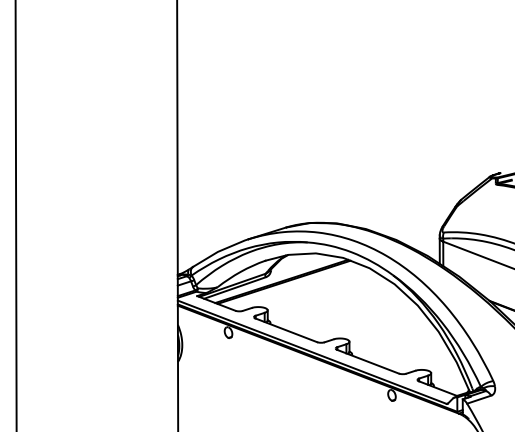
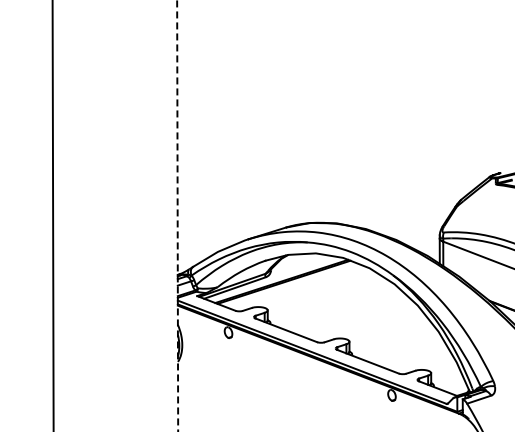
line position: (15, 215) -> (52, 215) (52, 215)
line: solid -> dashed (177, 215)
